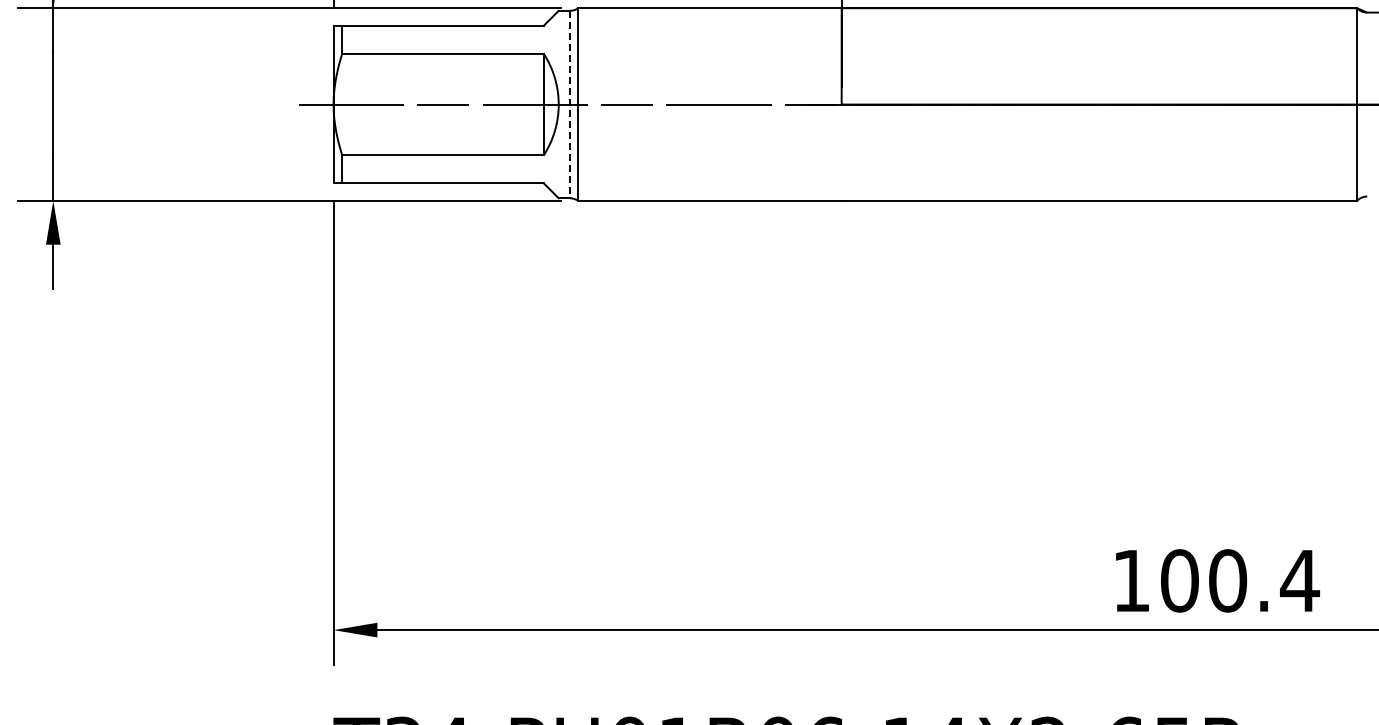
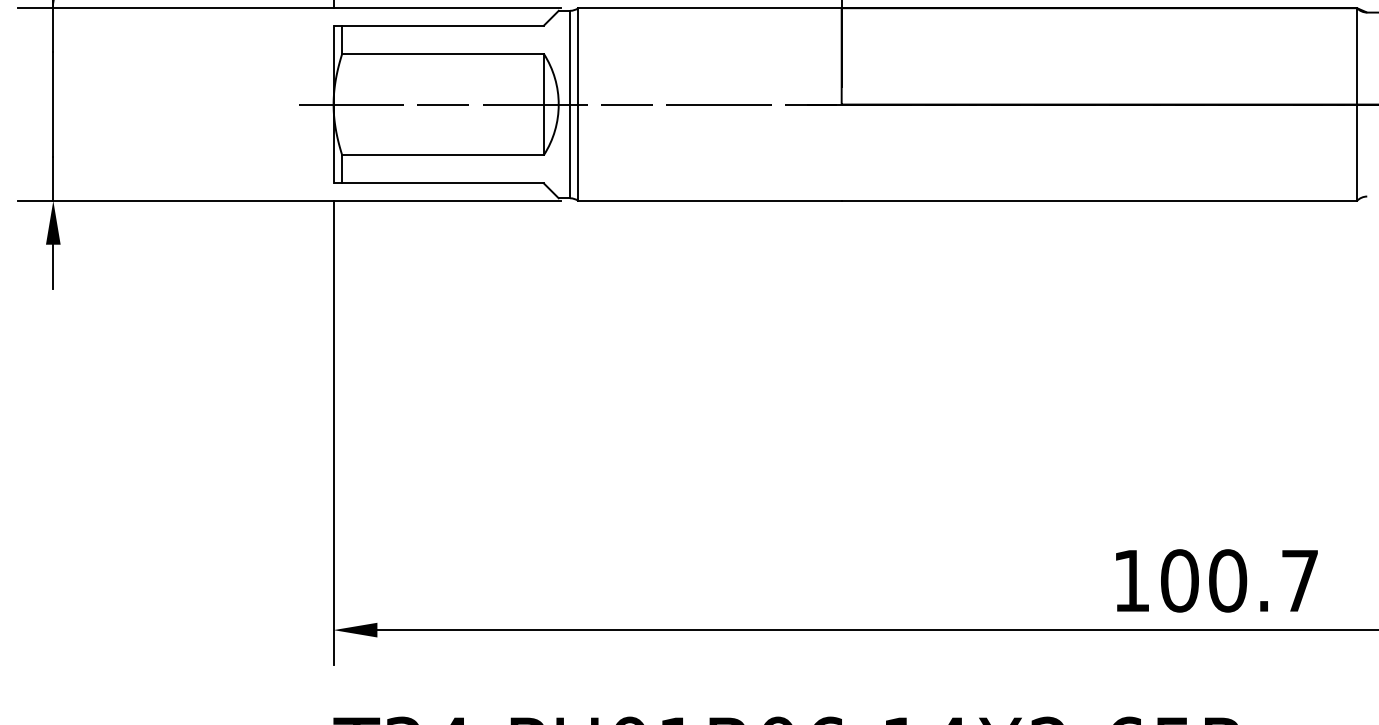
line: dashed -> solid (570, 104)
text: 100.4 -> 100.7 (1300, 580)
